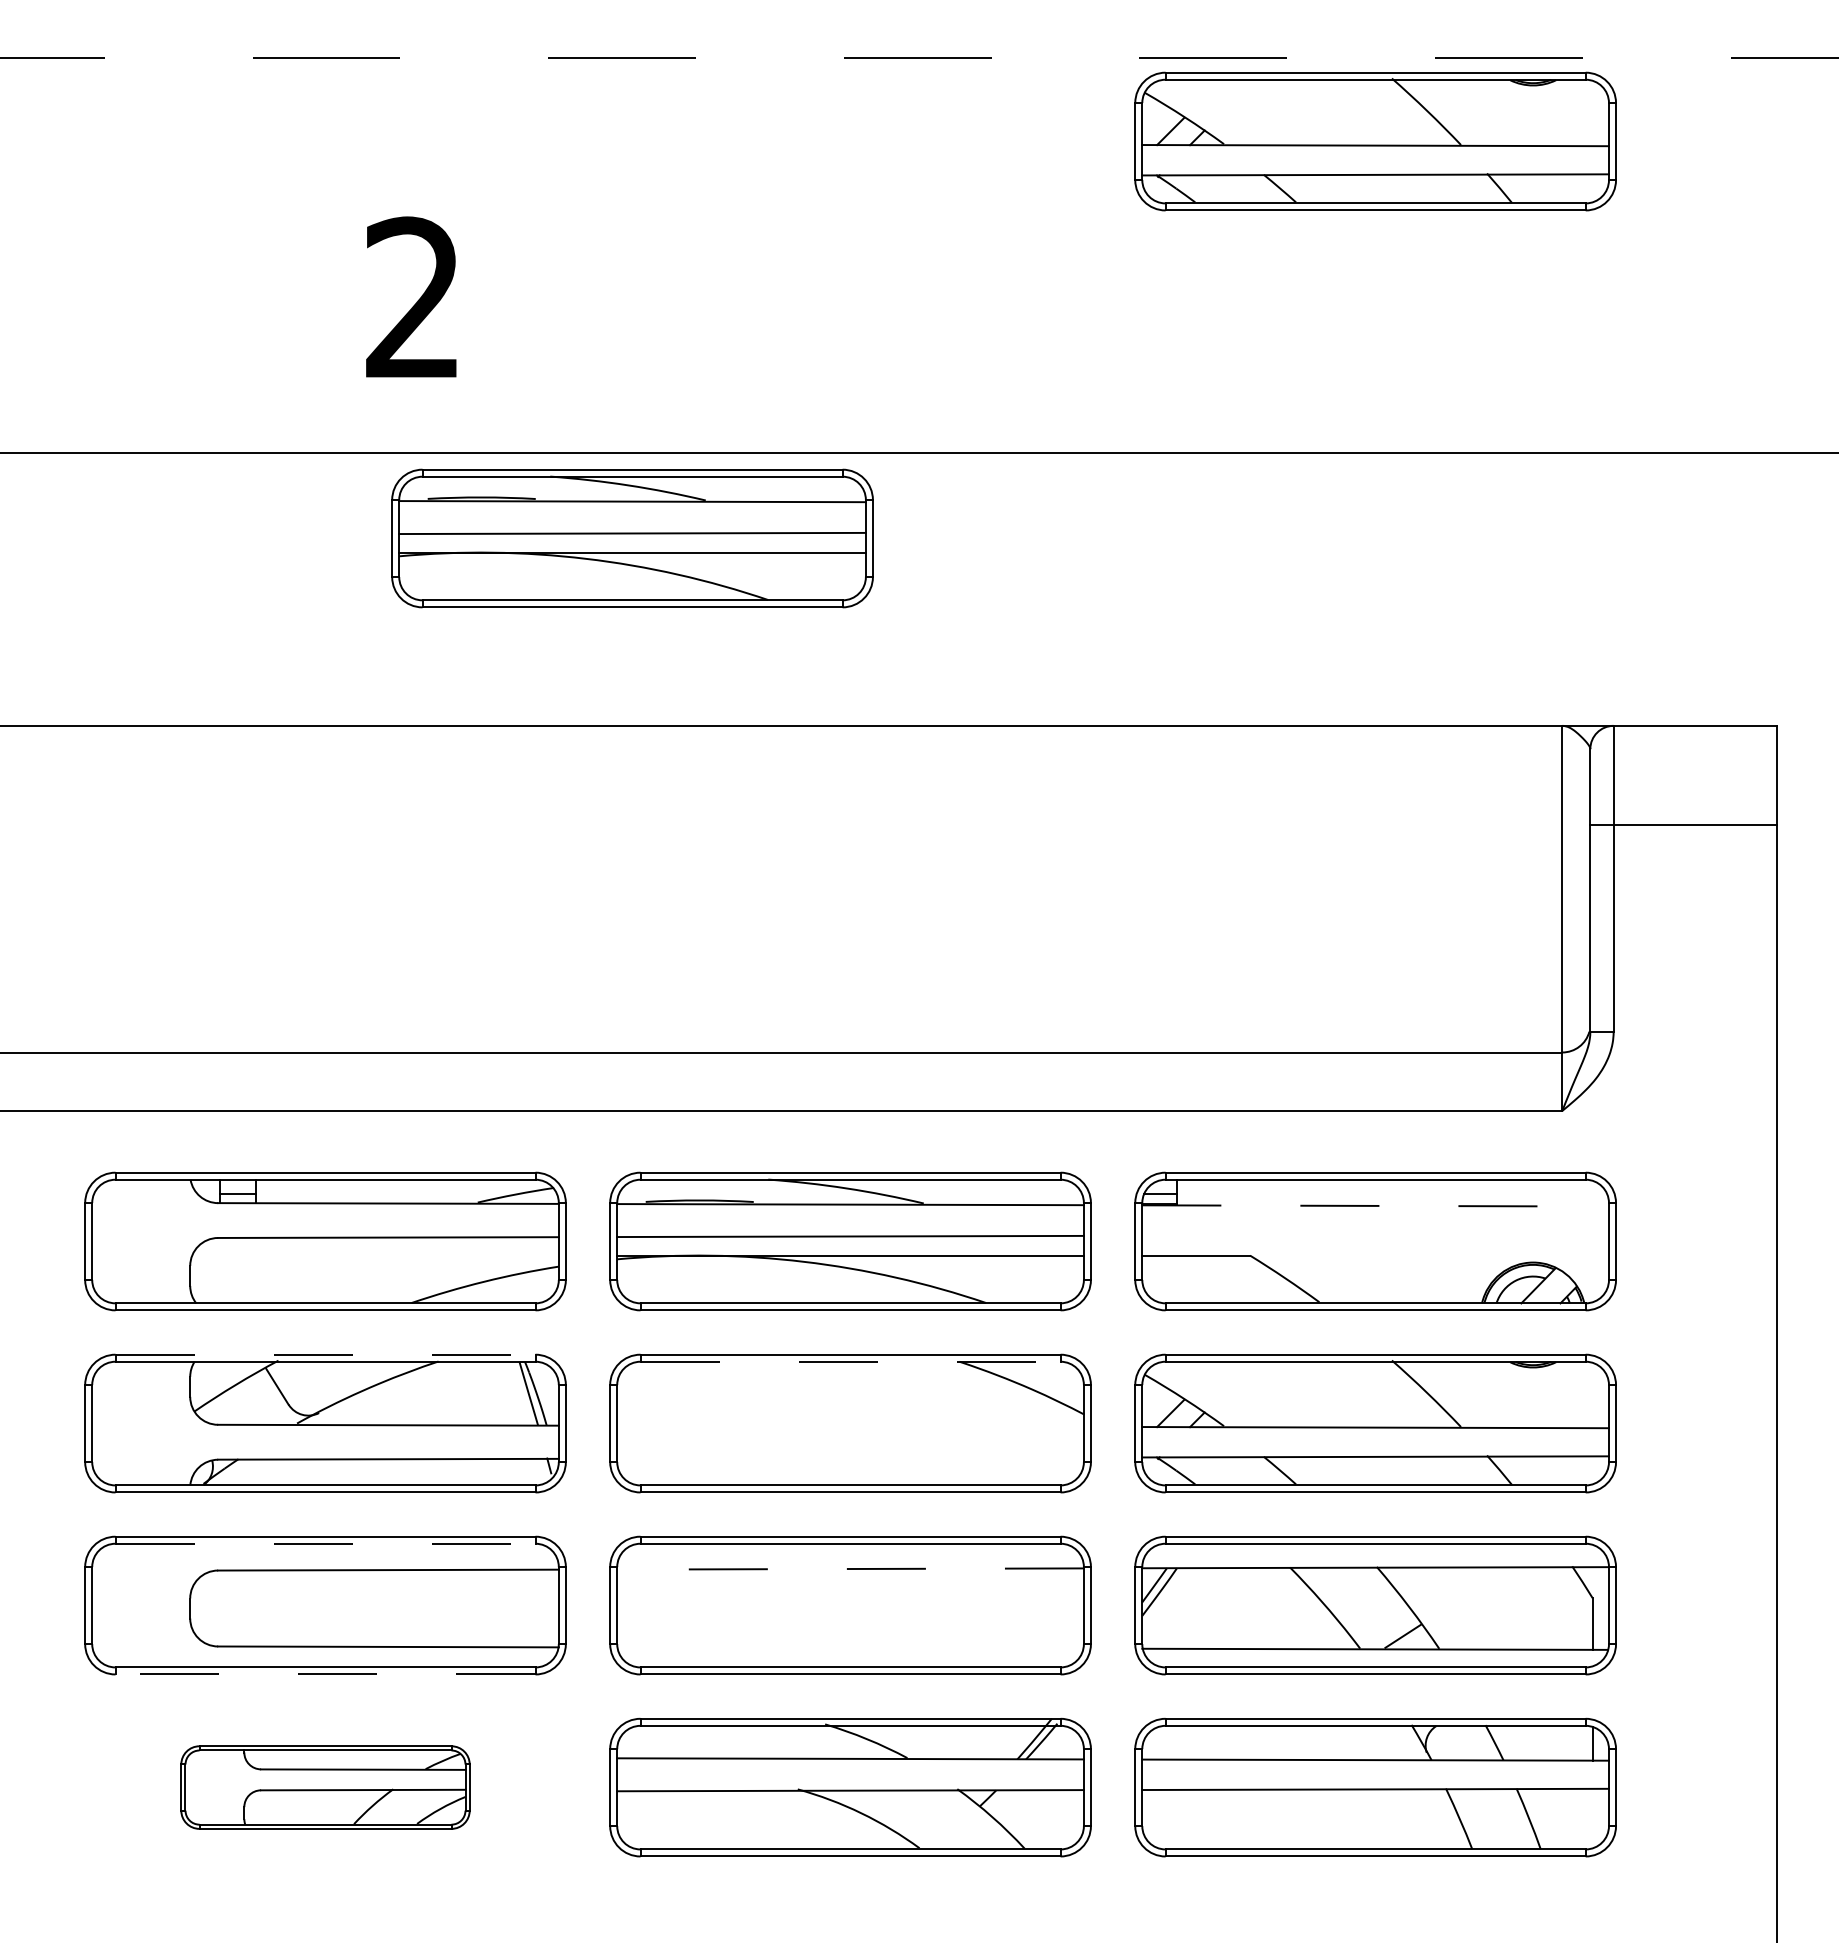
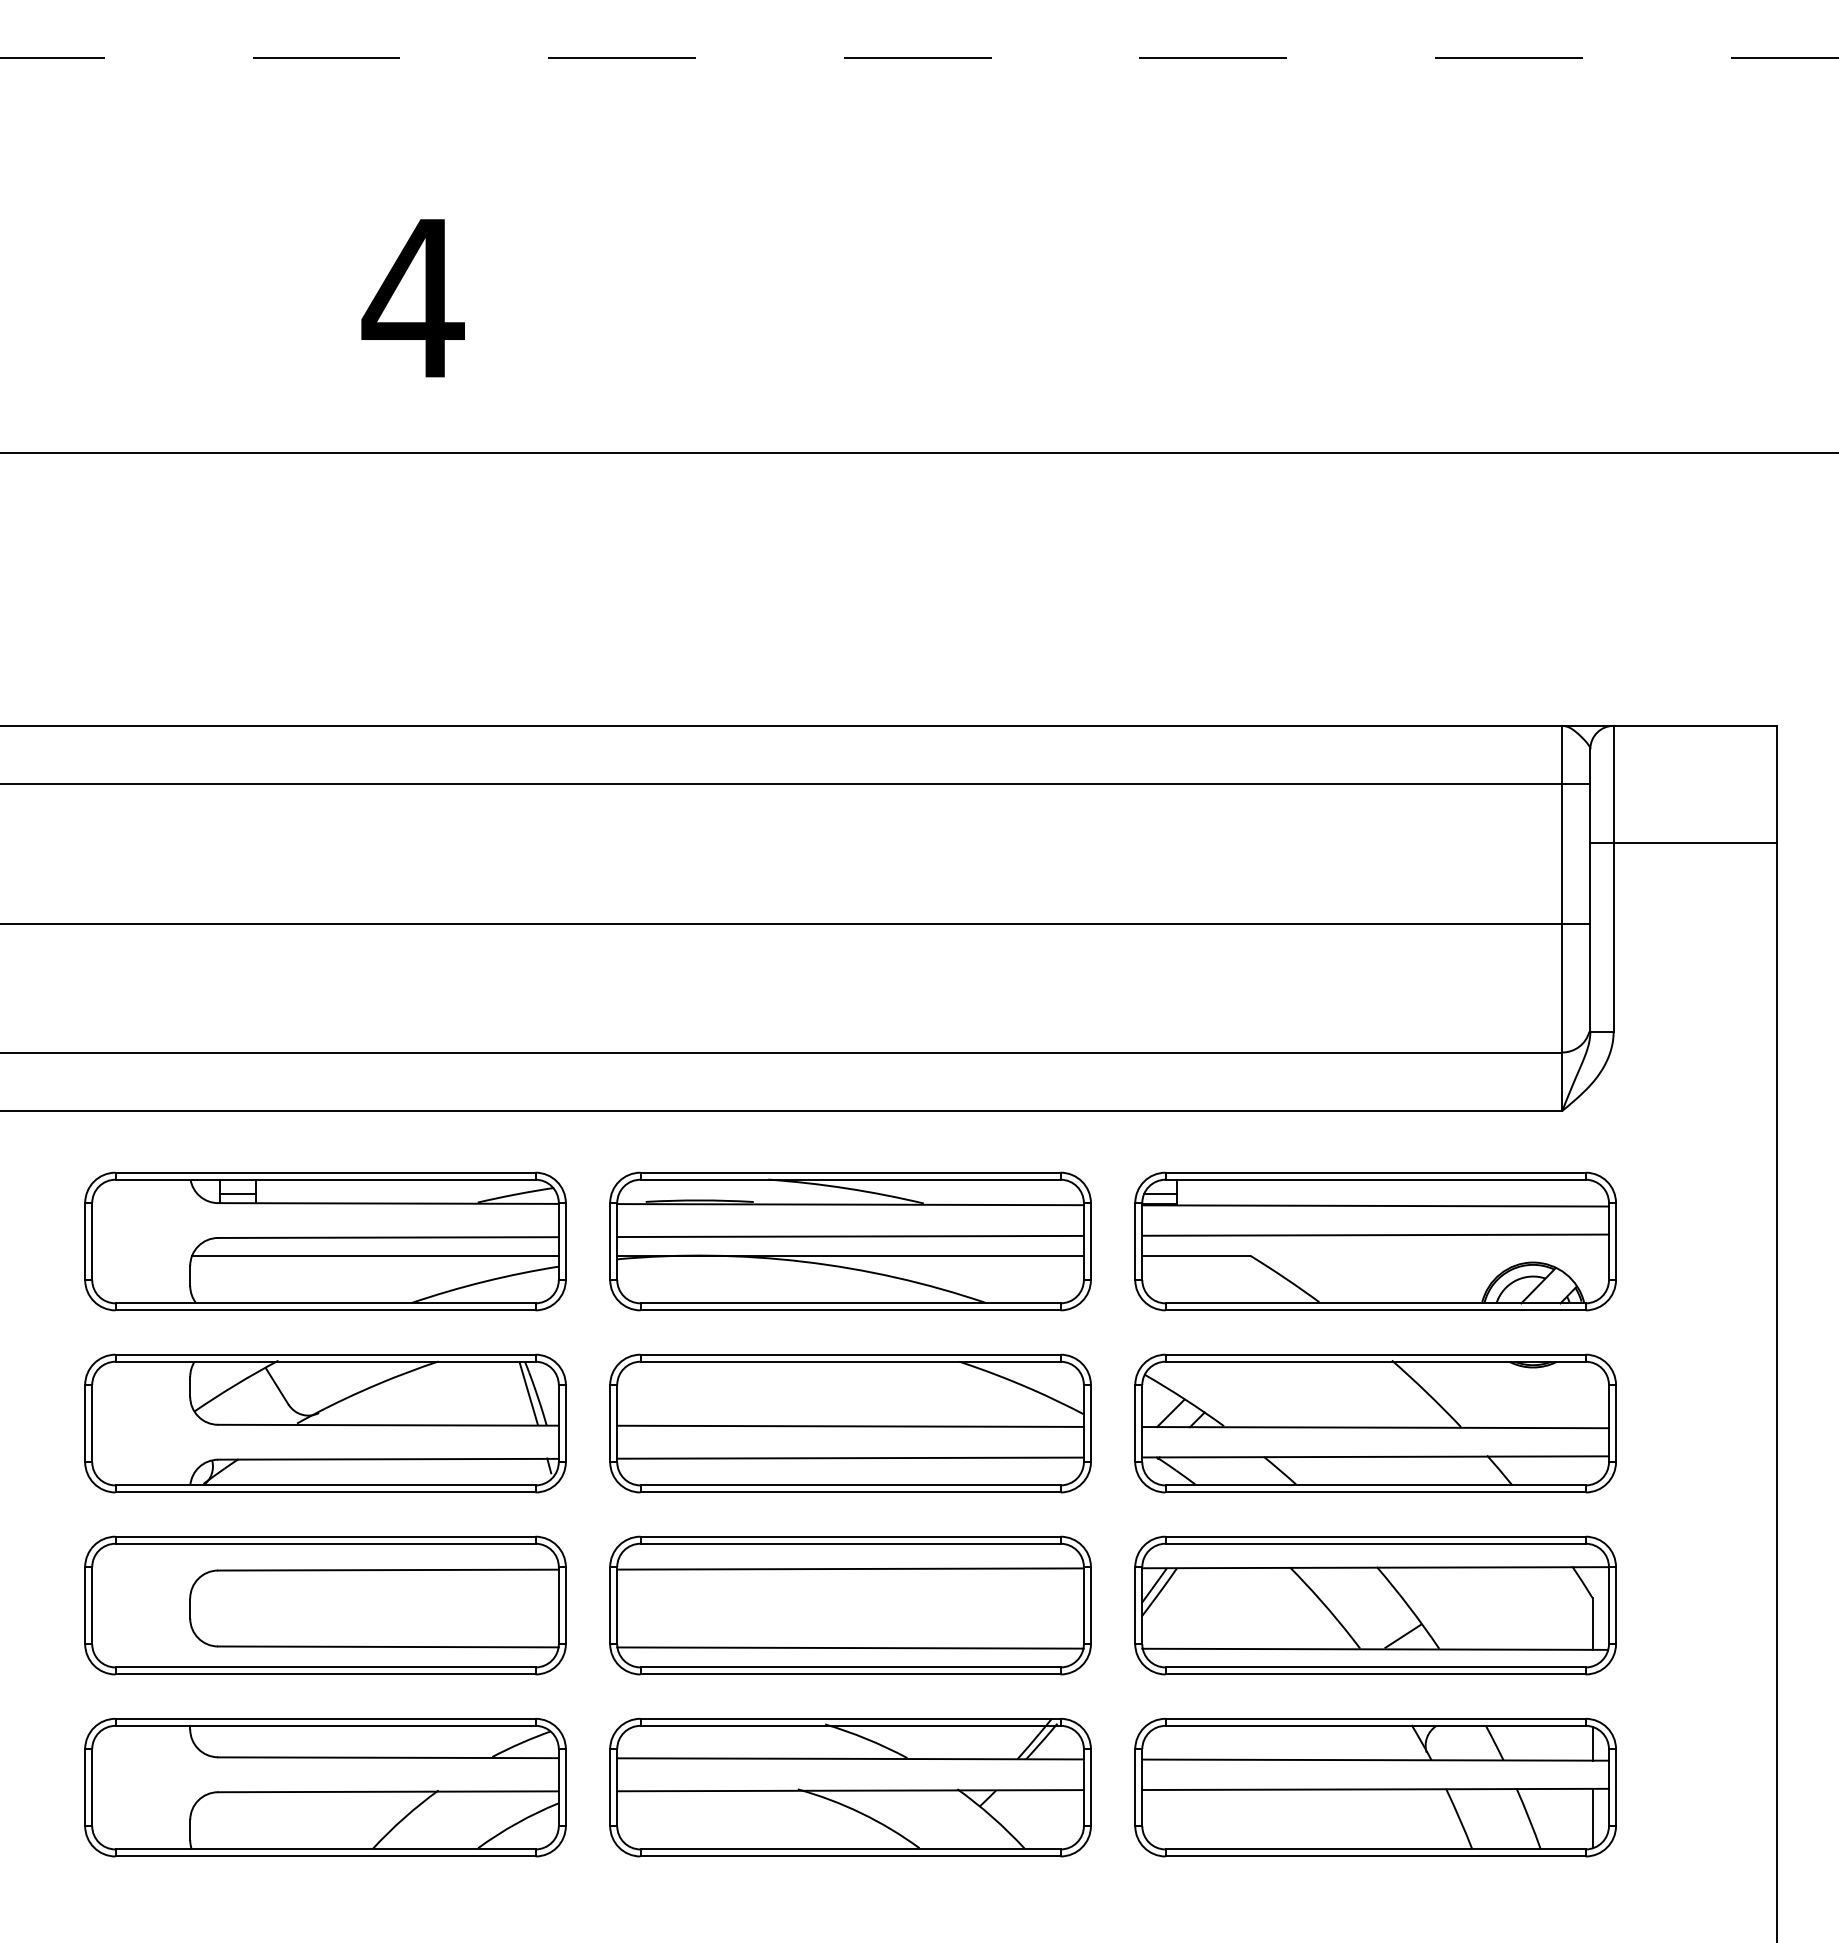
part: present -> none (1375, 141)
text: 2 -> 4 (412, 296)
part: present -> none (632, 538)
line: none -> present (796, 784)
line position: (1683, 824) -> (1683, 842) (1683, 842)
line: none -> present (796, 924)
line: dashed -> solid (1376, 1205)
line: none -> present (1375, 1234)
line: none -> present (375, 1255)
line: dashed -> solid (325, 1354)
line: dashed -> solid (851, 1361)
line: none -> present (850, 1425)
line: none -> present (850, 1457)
line: dashed -> solid (325, 1543)
line: dashed -> solid (850, 1569)
line: none -> present (850, 1647)
line: dashed -> solid (325, 1674)
part size: 291x85 px -> 483x141 px (325, 1787)
line: none -> present (1592, 1818)
